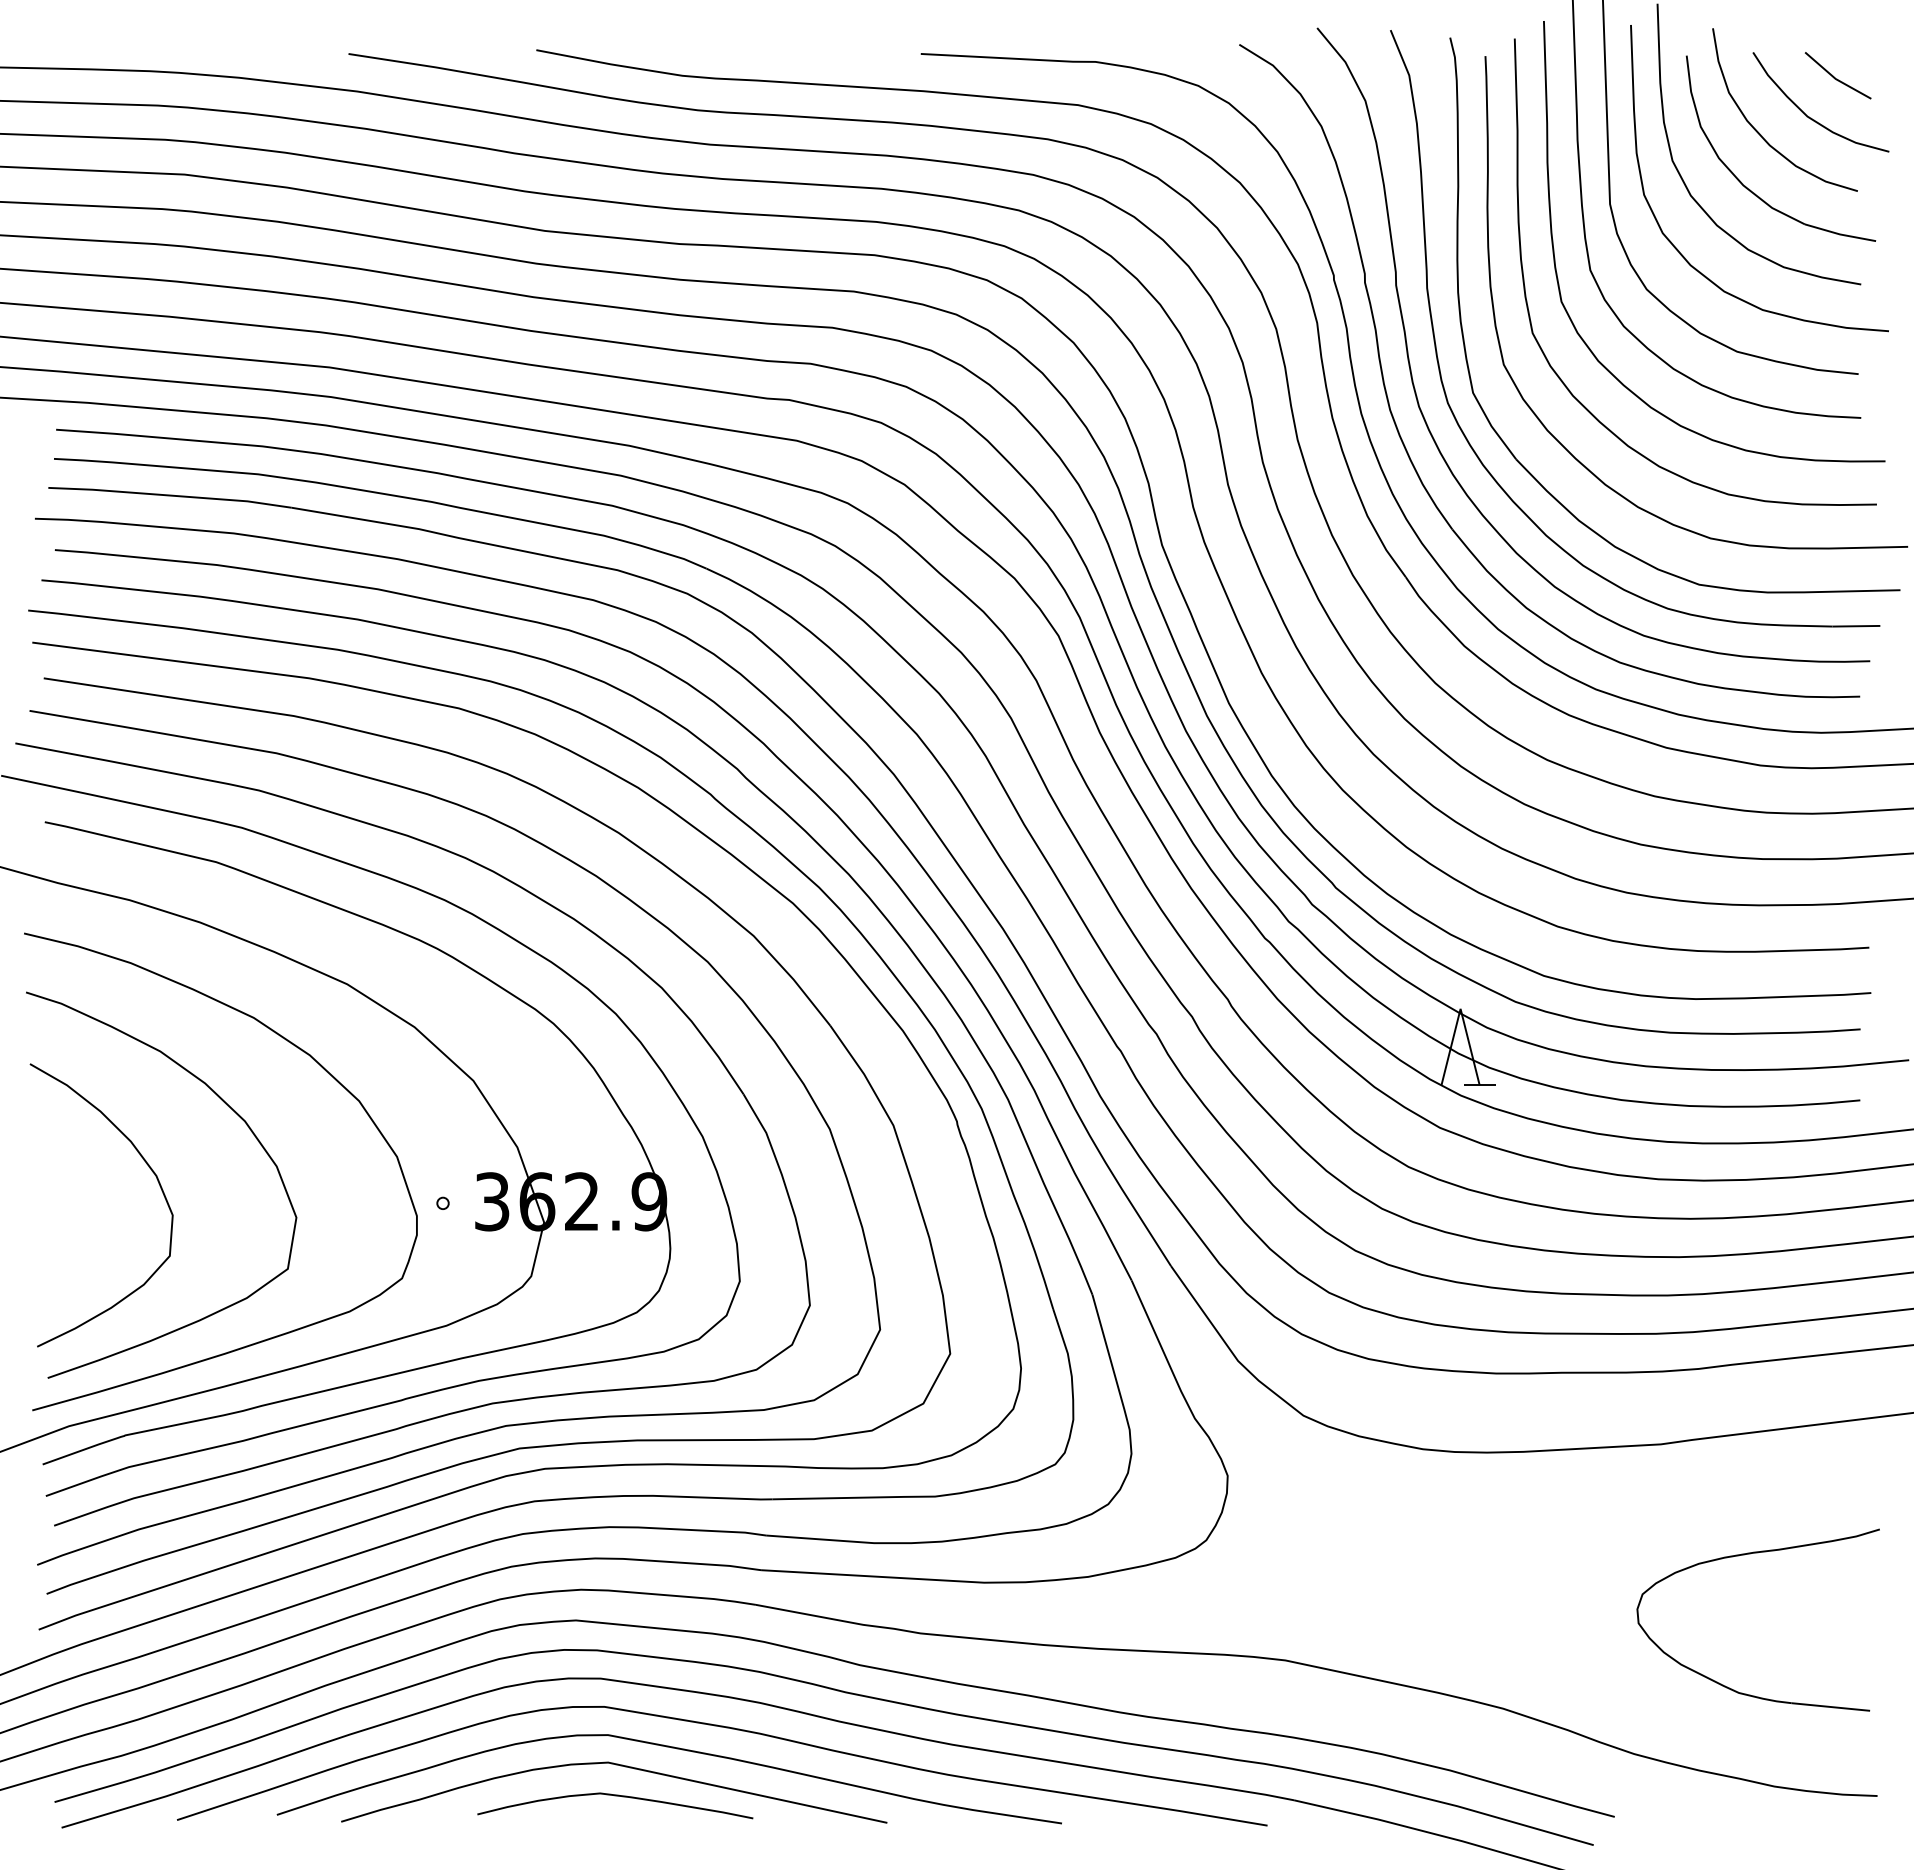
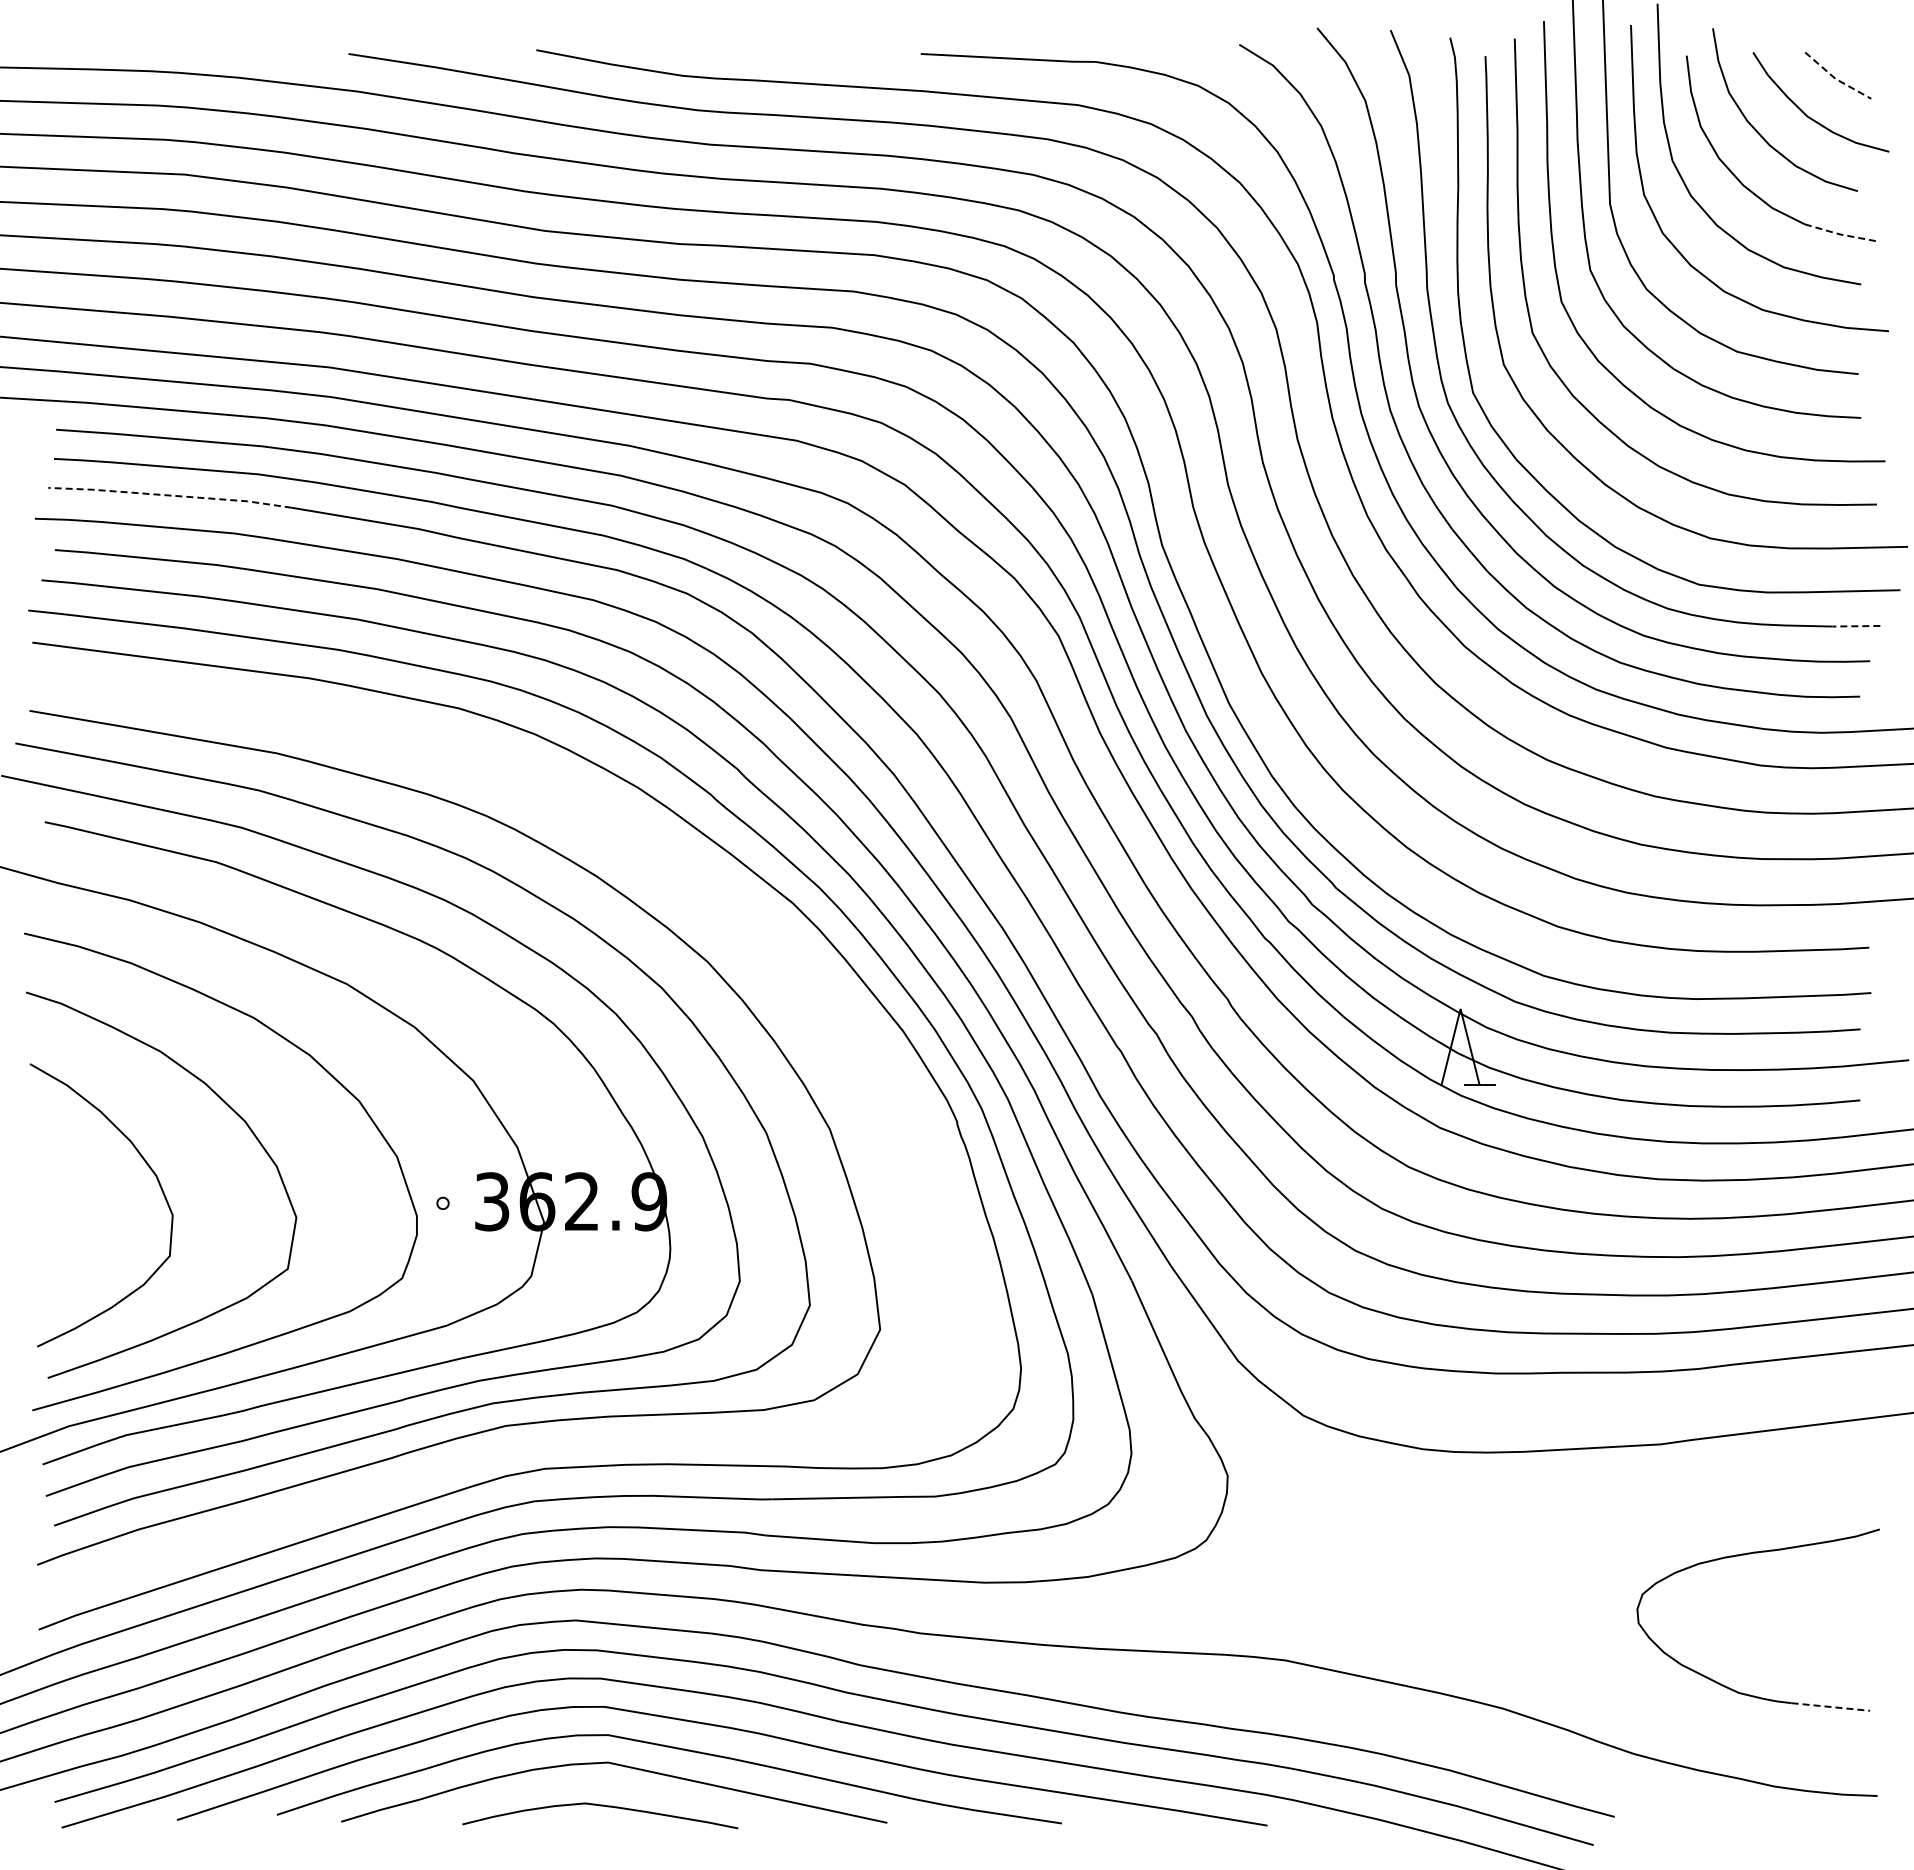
line: solid -> dashed (1835, 79)
line: solid -> dashed (1840, 234)
line: solid -> dashed (170, 495)
line: solid -> dashed (1856, 626)
part: present -> none (527, 1446)
line: solid -> dashed (1831, 1707)
curve position: (615, 1796) -> (600, 1806) (600, 1806)
